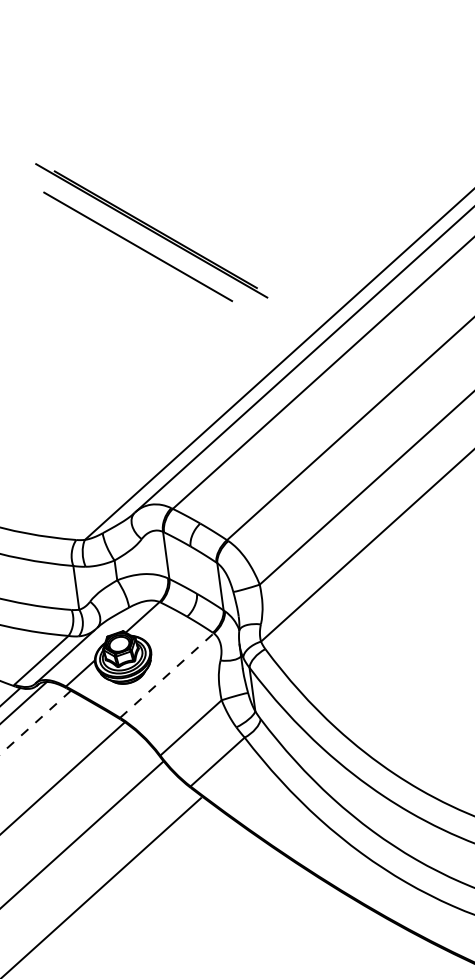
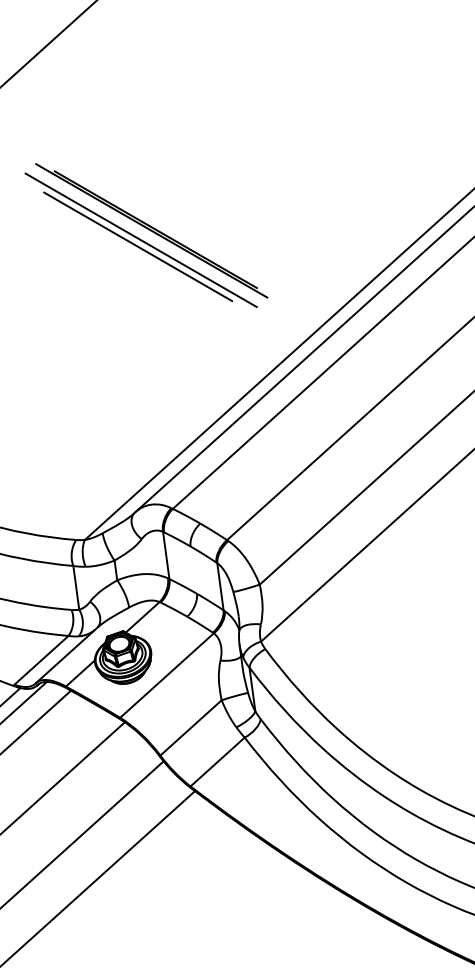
line: none -> present (48, 43)
line: none -> present (140, 240)
line: dashed -> solid (167, 675)
line: dashed -> solid (35, 722)
line position: (102, 886) -> (98, 877) (98, 877)
